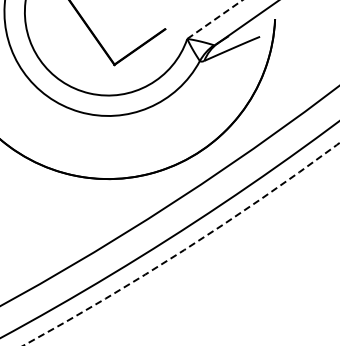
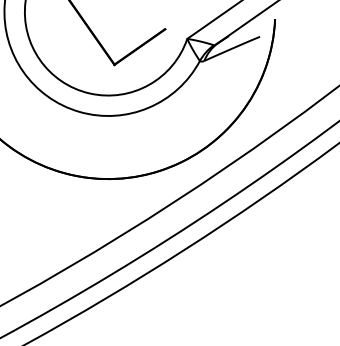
line: dashed -> solid (215, 19)
arc: dashed -> solid (185, 249)
